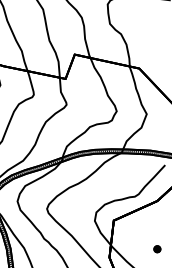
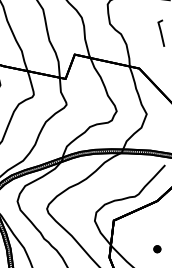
line: none -> present (161, 32)
